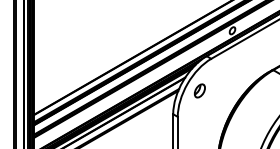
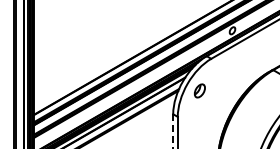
line: solid -> dashed (173, 131)
